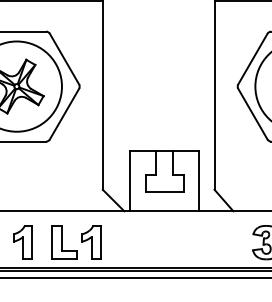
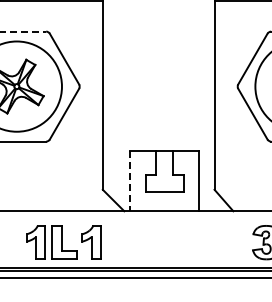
line: solid -> dashed (23, 31)
line: solid -> dashed (130, 181)
part position: (22, 242) -> (35, 242) (35, 242)
